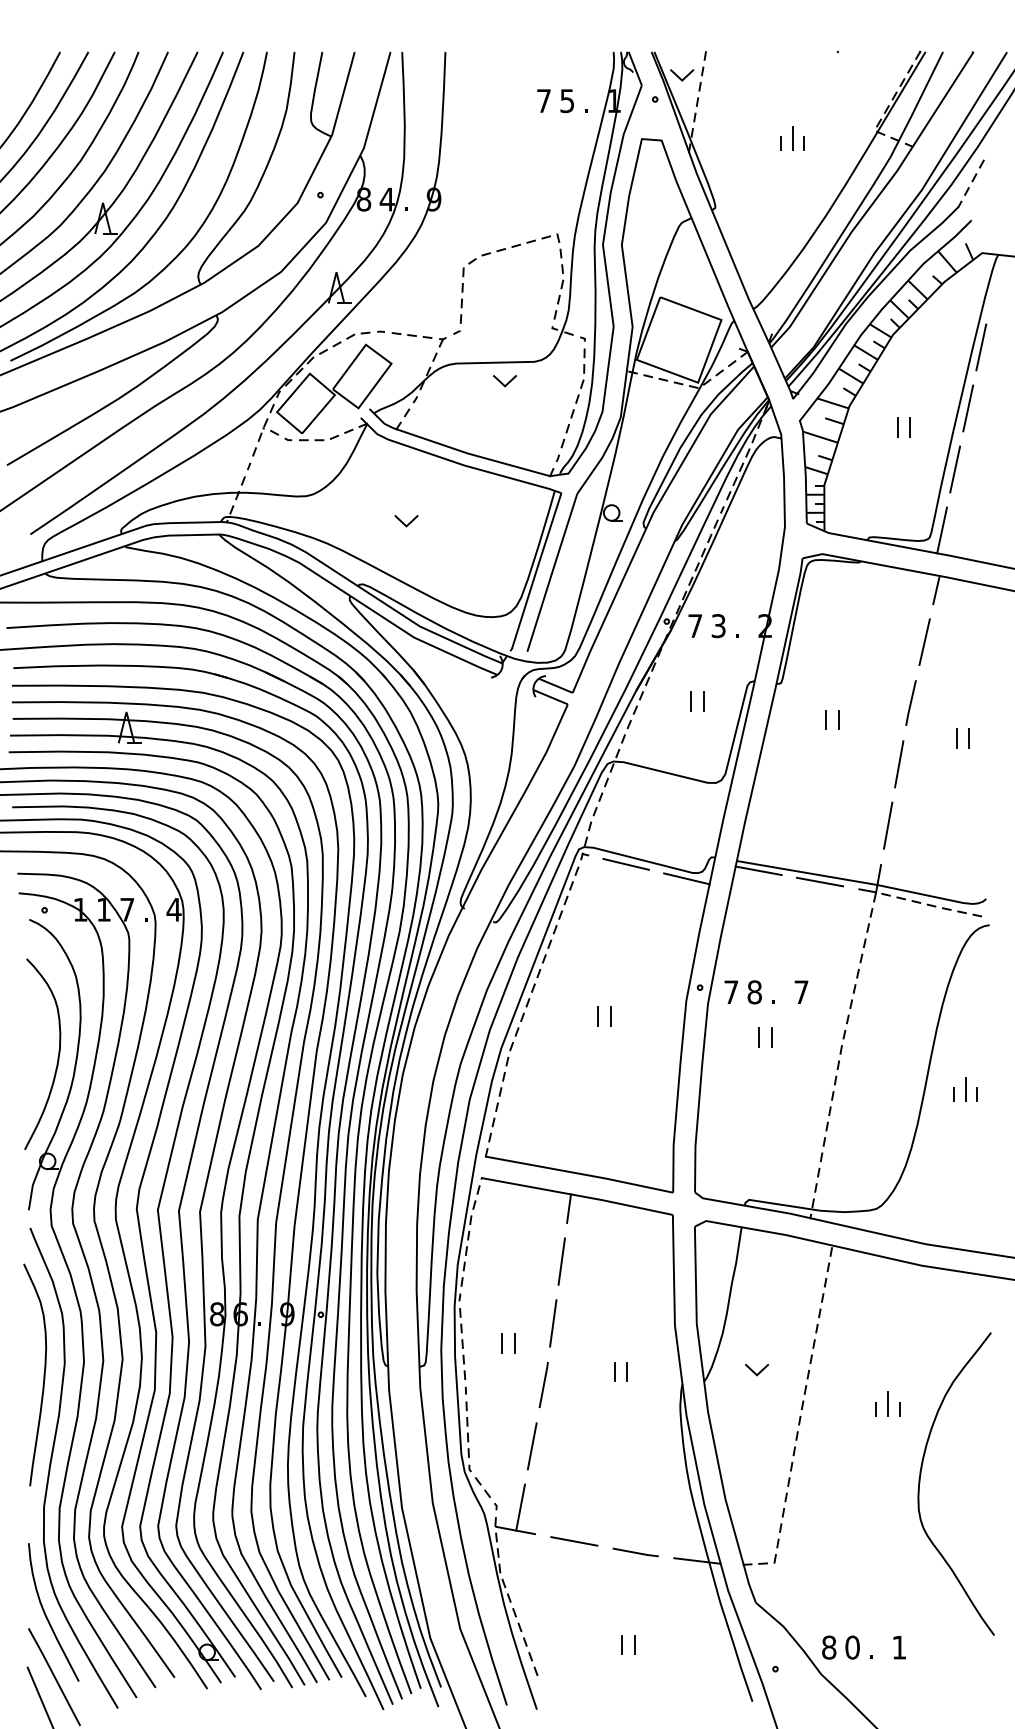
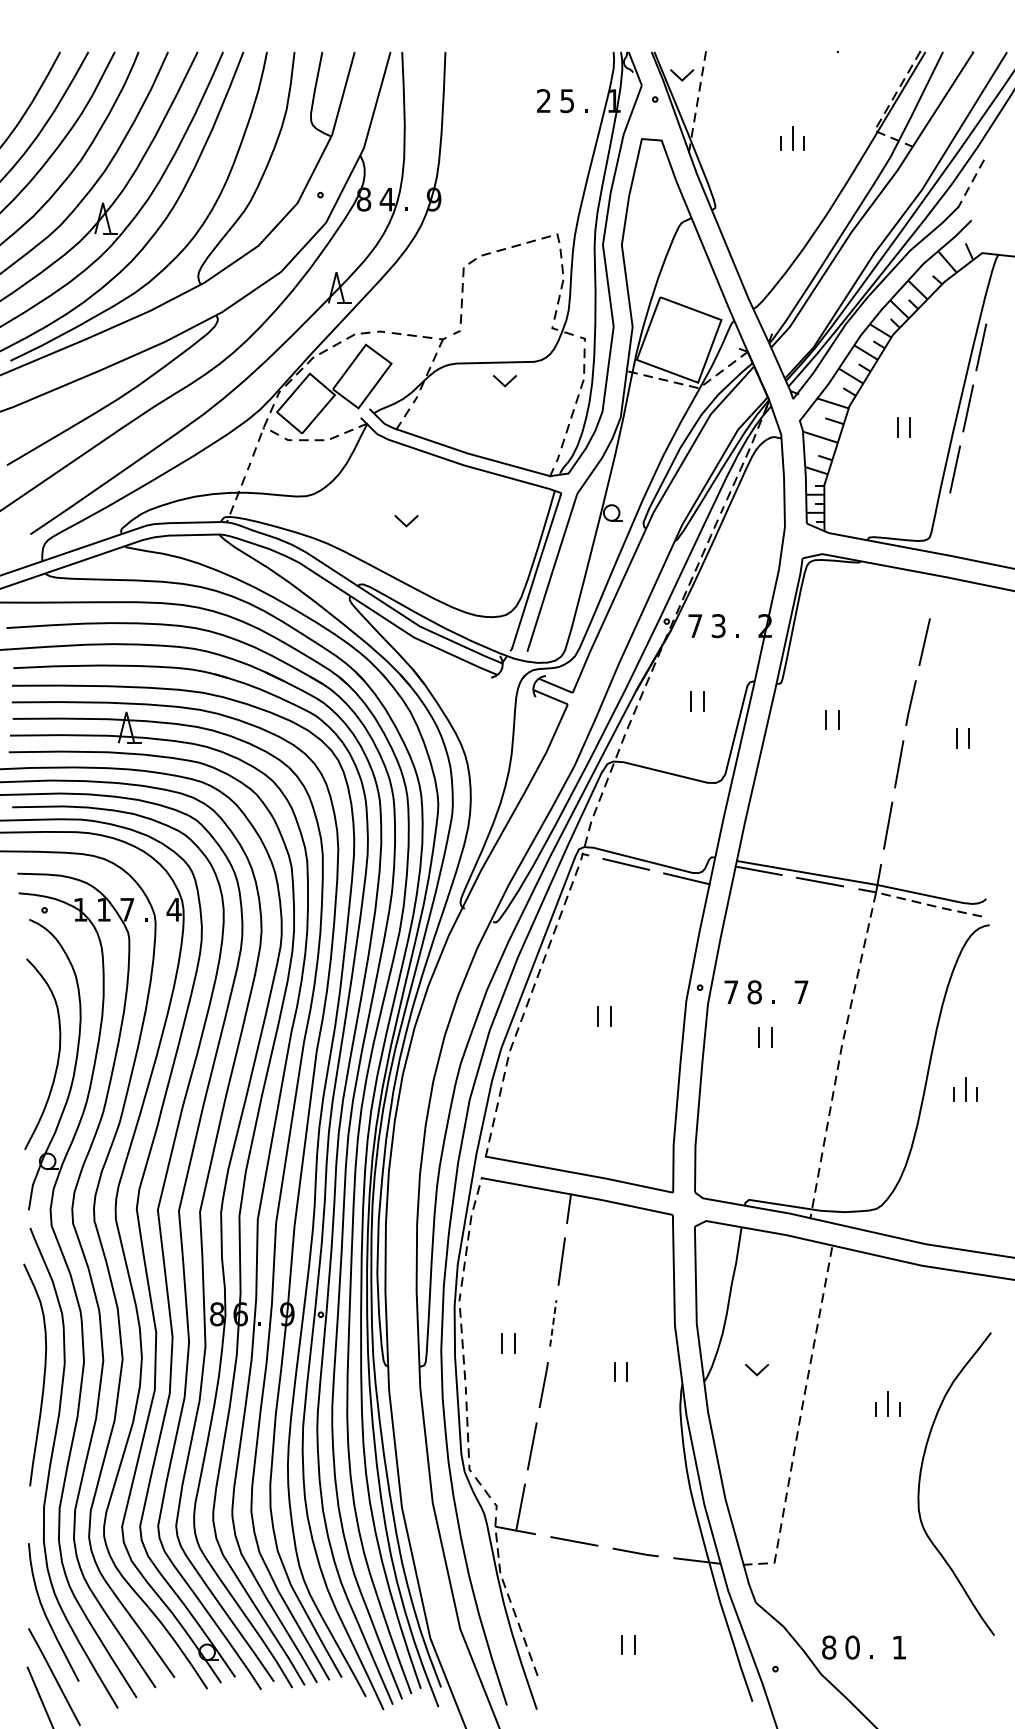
text: 7 -> 2 (543, 100)
line: present -> none (941, 530)
line: present -> none (936, 590)
line: solid -> dashed (553, 1322)
